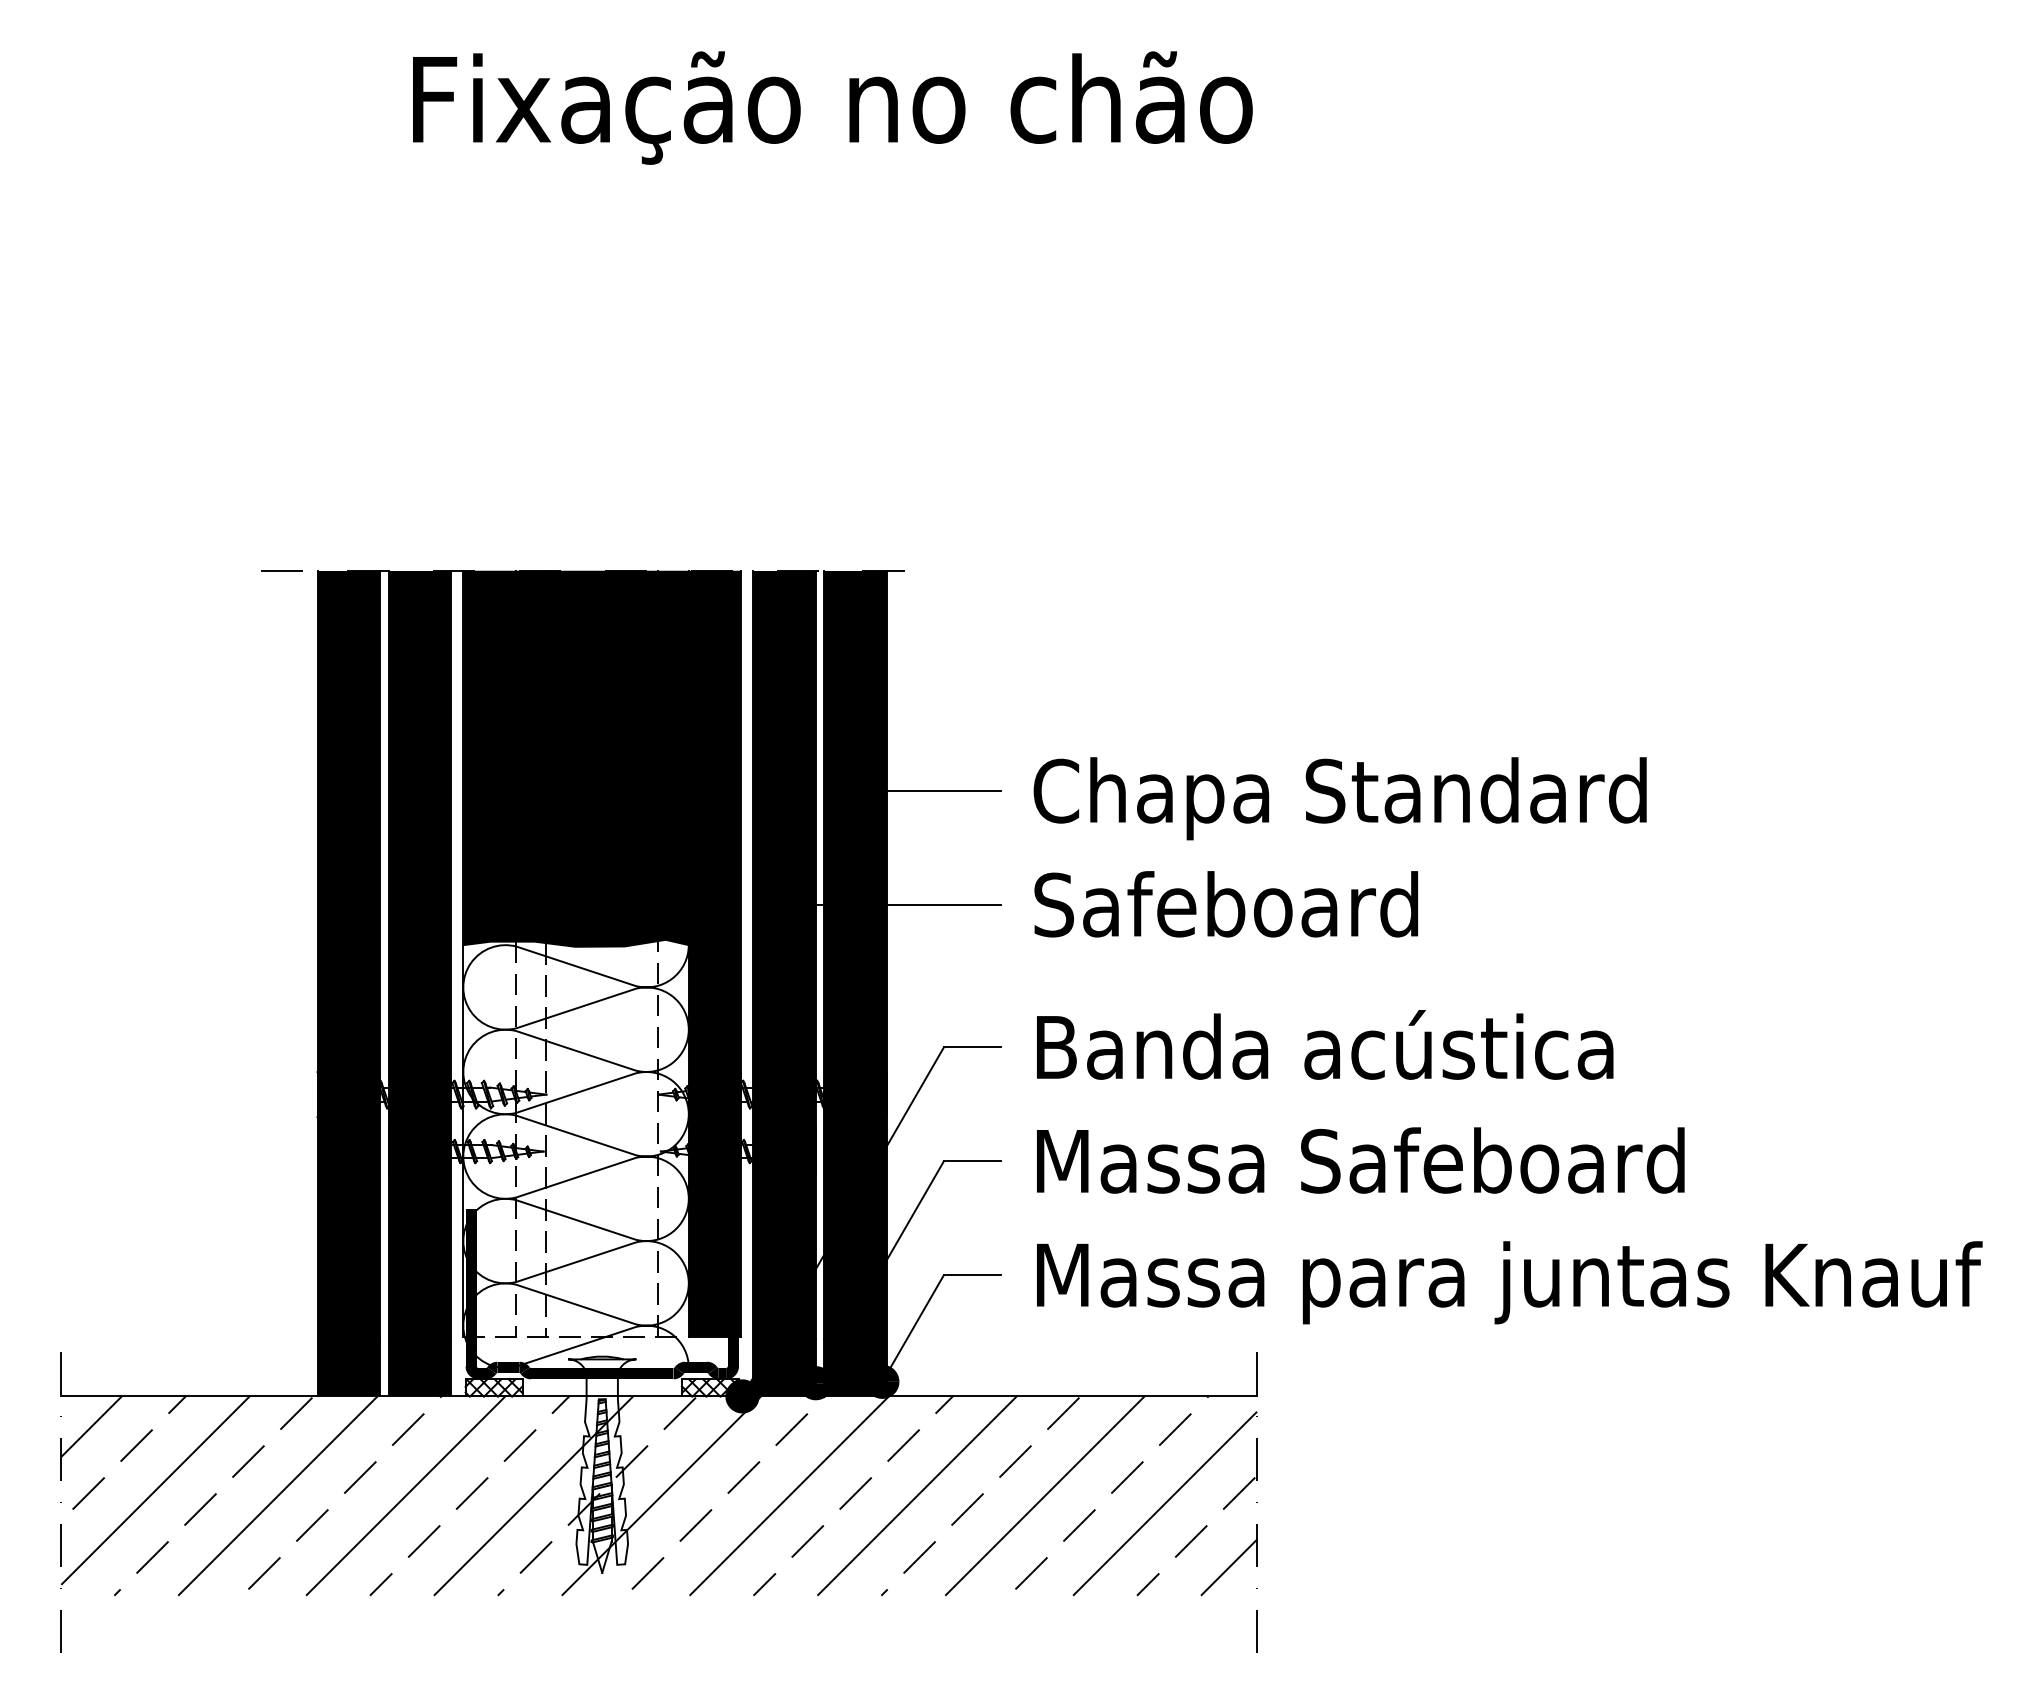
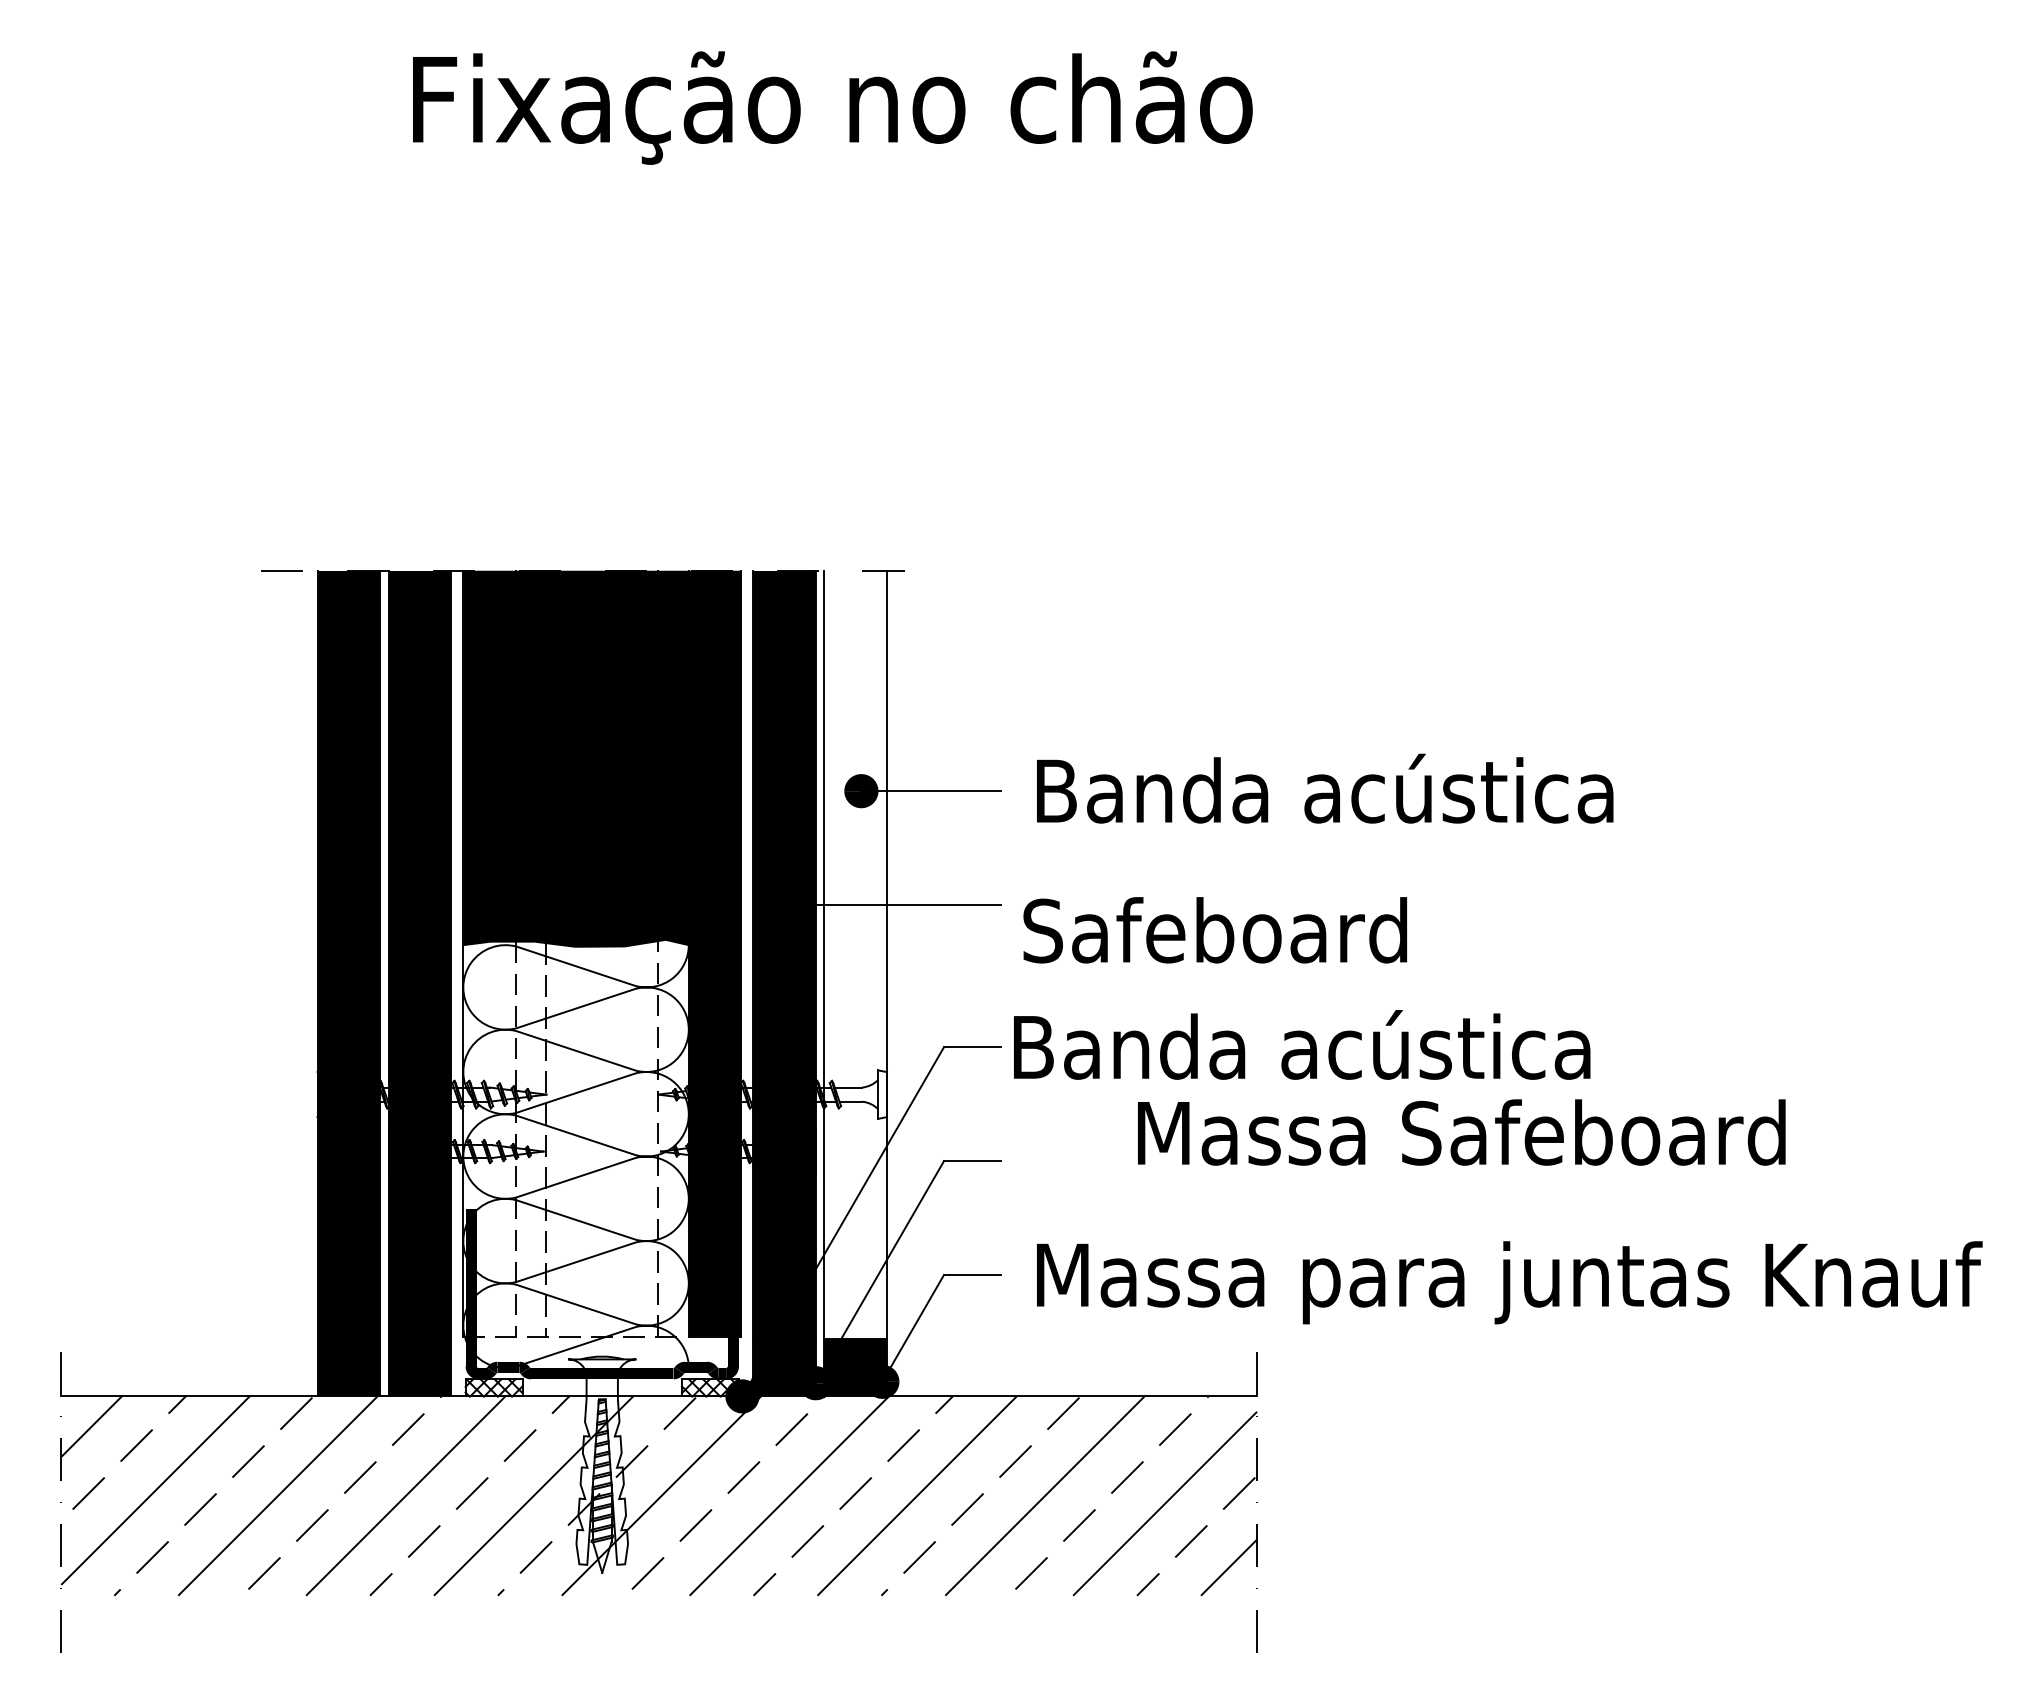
text: Chapa Standard -> Banda acústica (1339, 796)
text position: (1225, 904) -> (1214, 930) (1214, 930)
fill: present -> none (855, 954)
text position: (1325, 1044) -> (1302, 1044) (1302, 1044)
text position: (1360, 1160) -> (1461, 1132) (1461, 1132)
